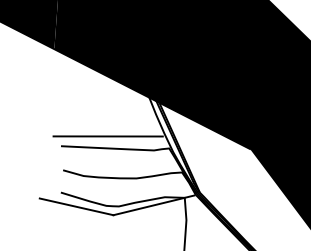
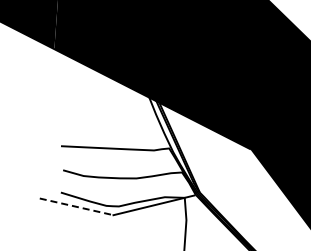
line: present -> none (107, 136)
line: solid -> dashed (76, 206)
